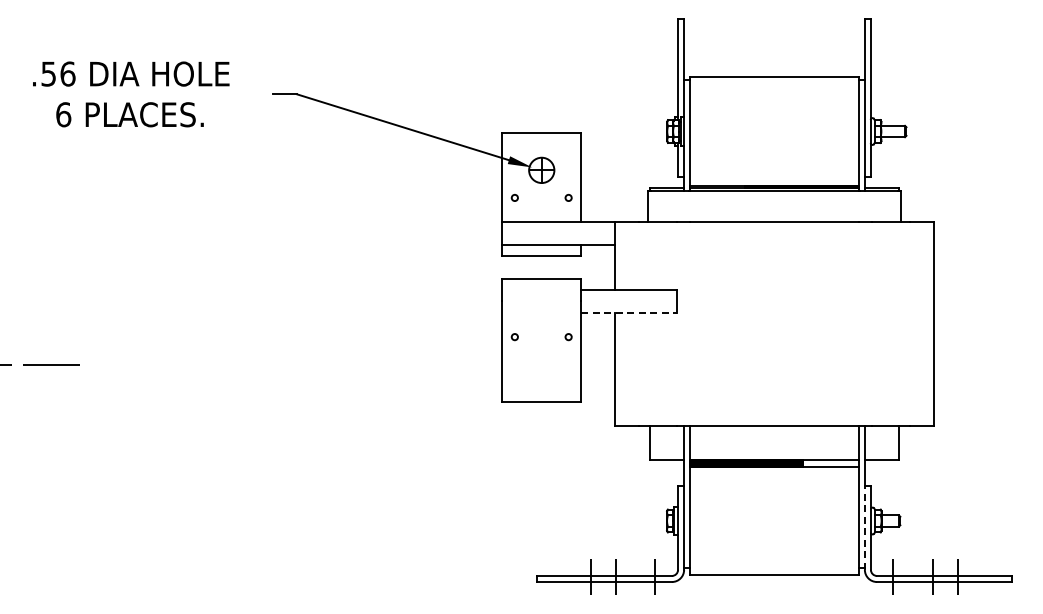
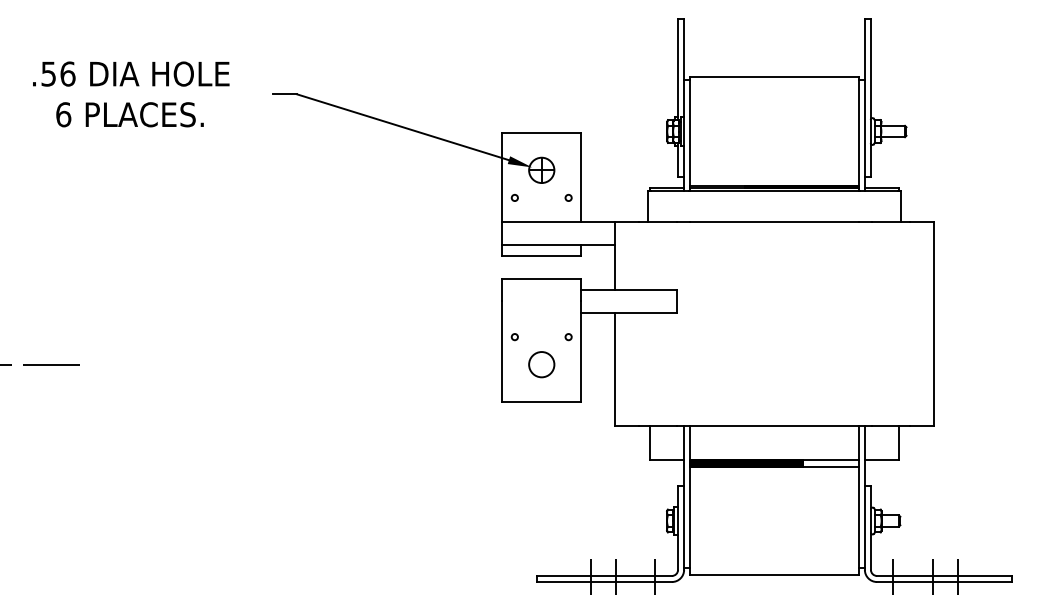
line: dashed -> solid (629, 312)
circle: none -> present (541, 364)
line: dashed -> solid (864, 527)
